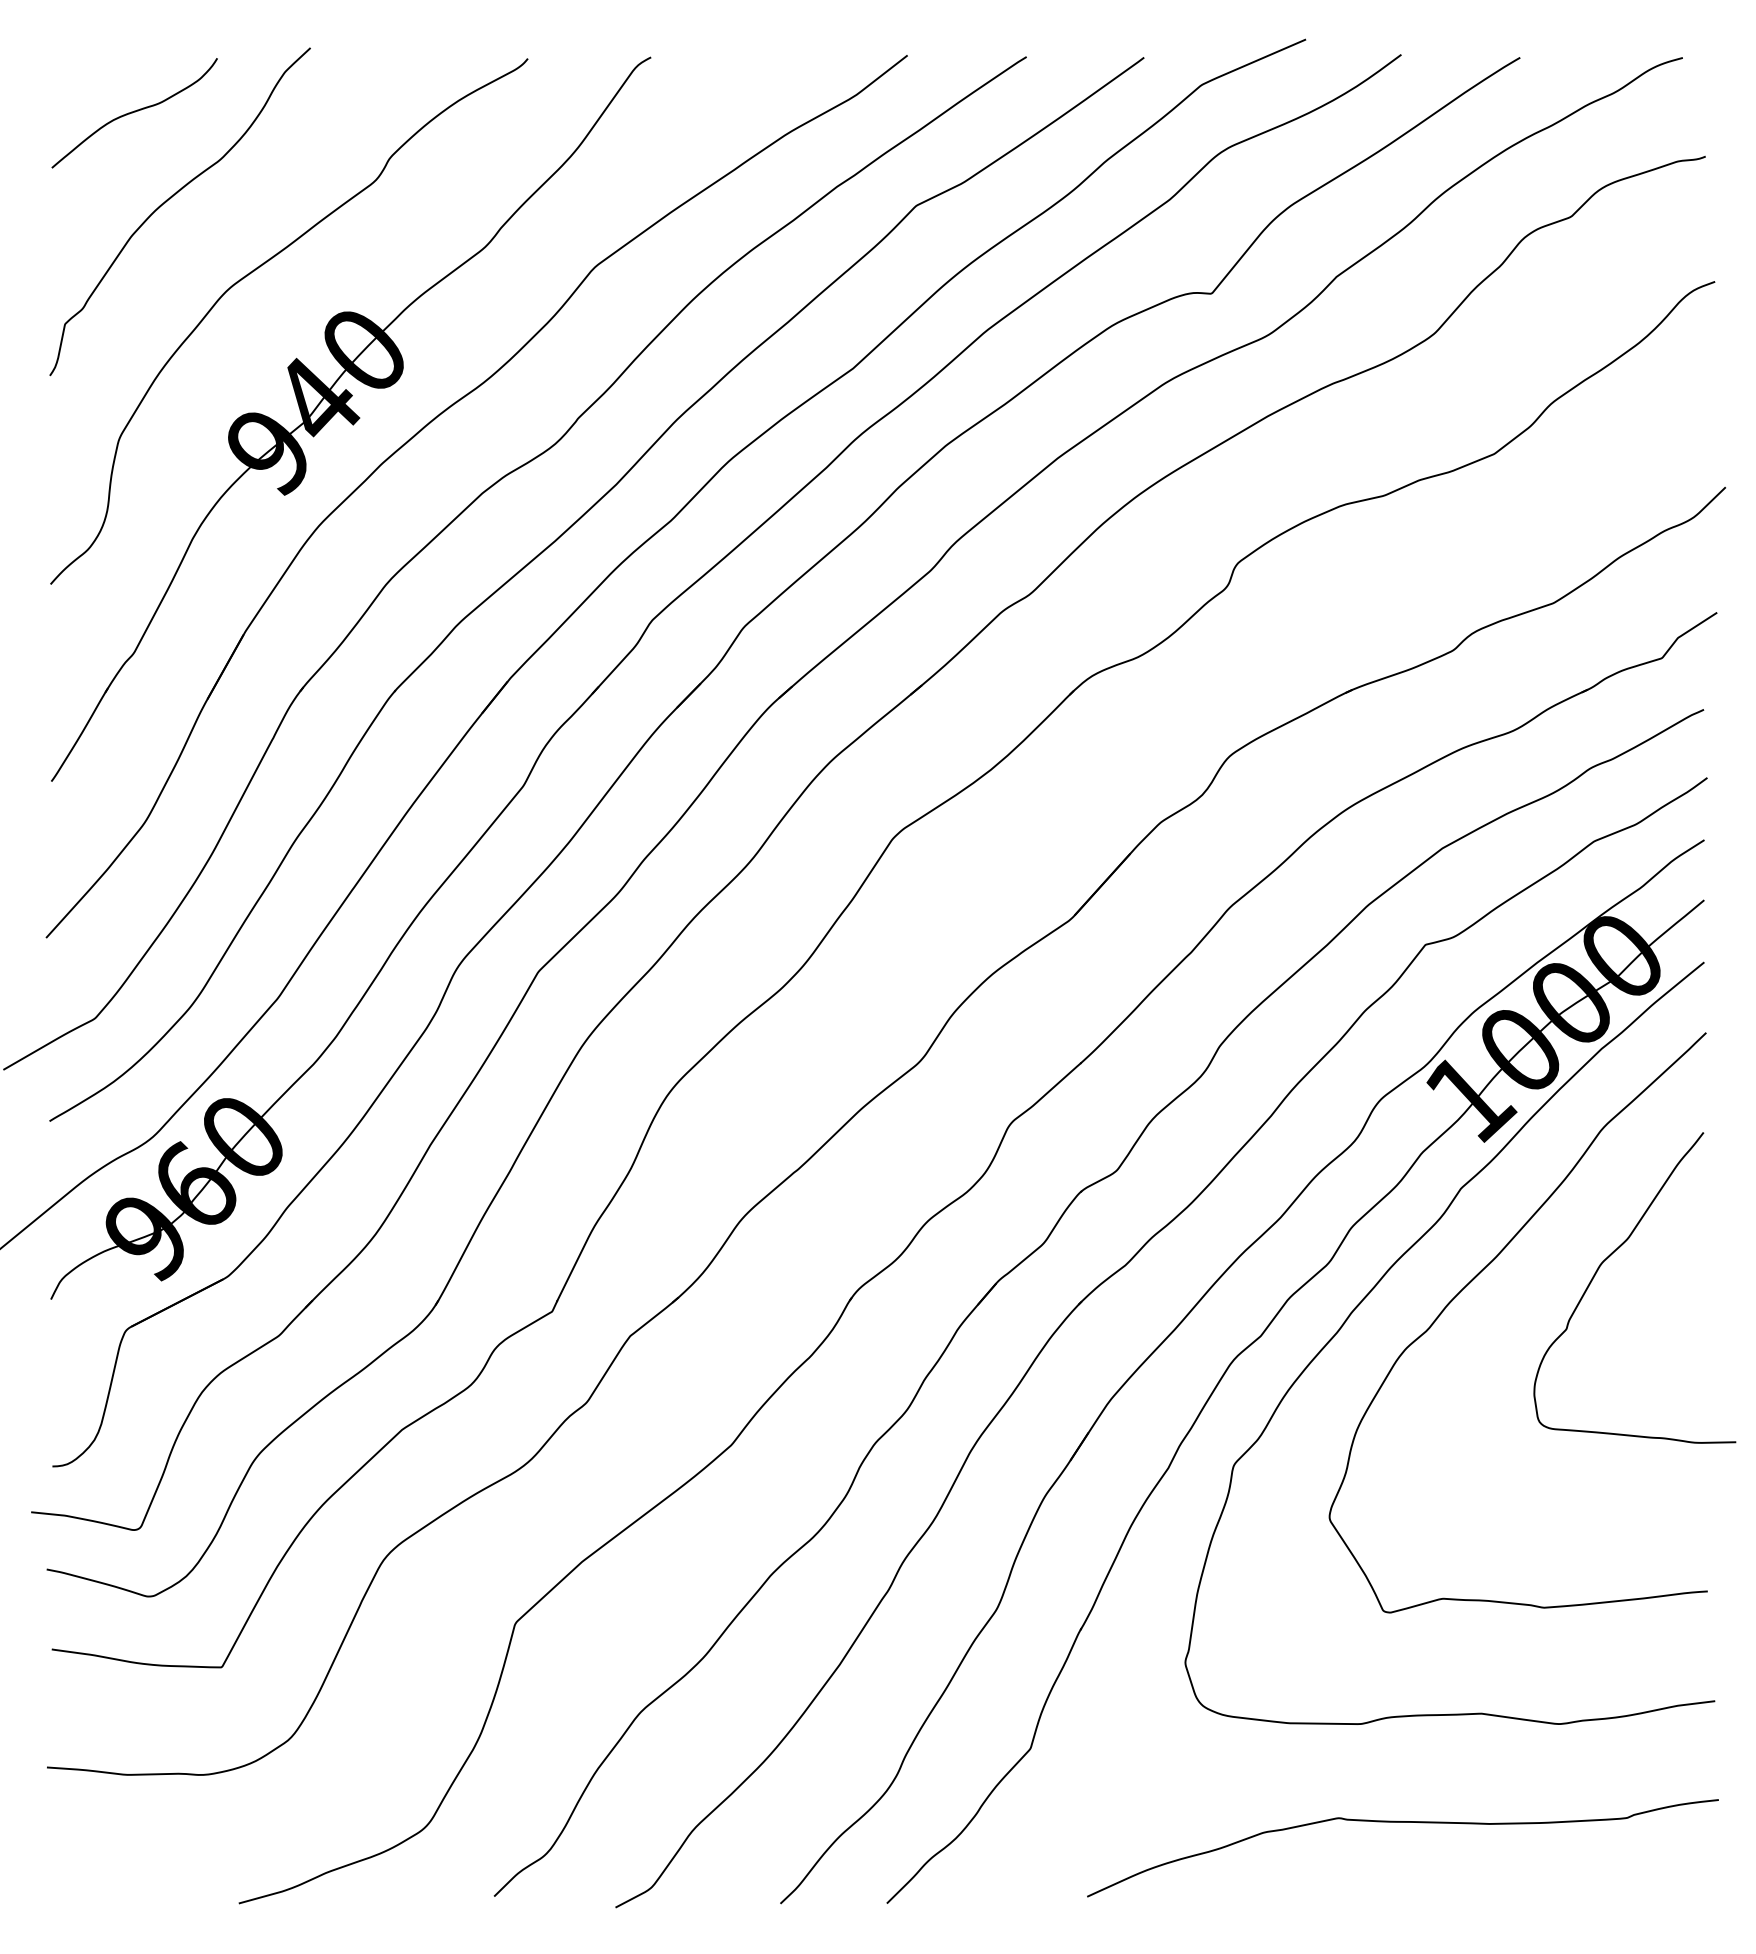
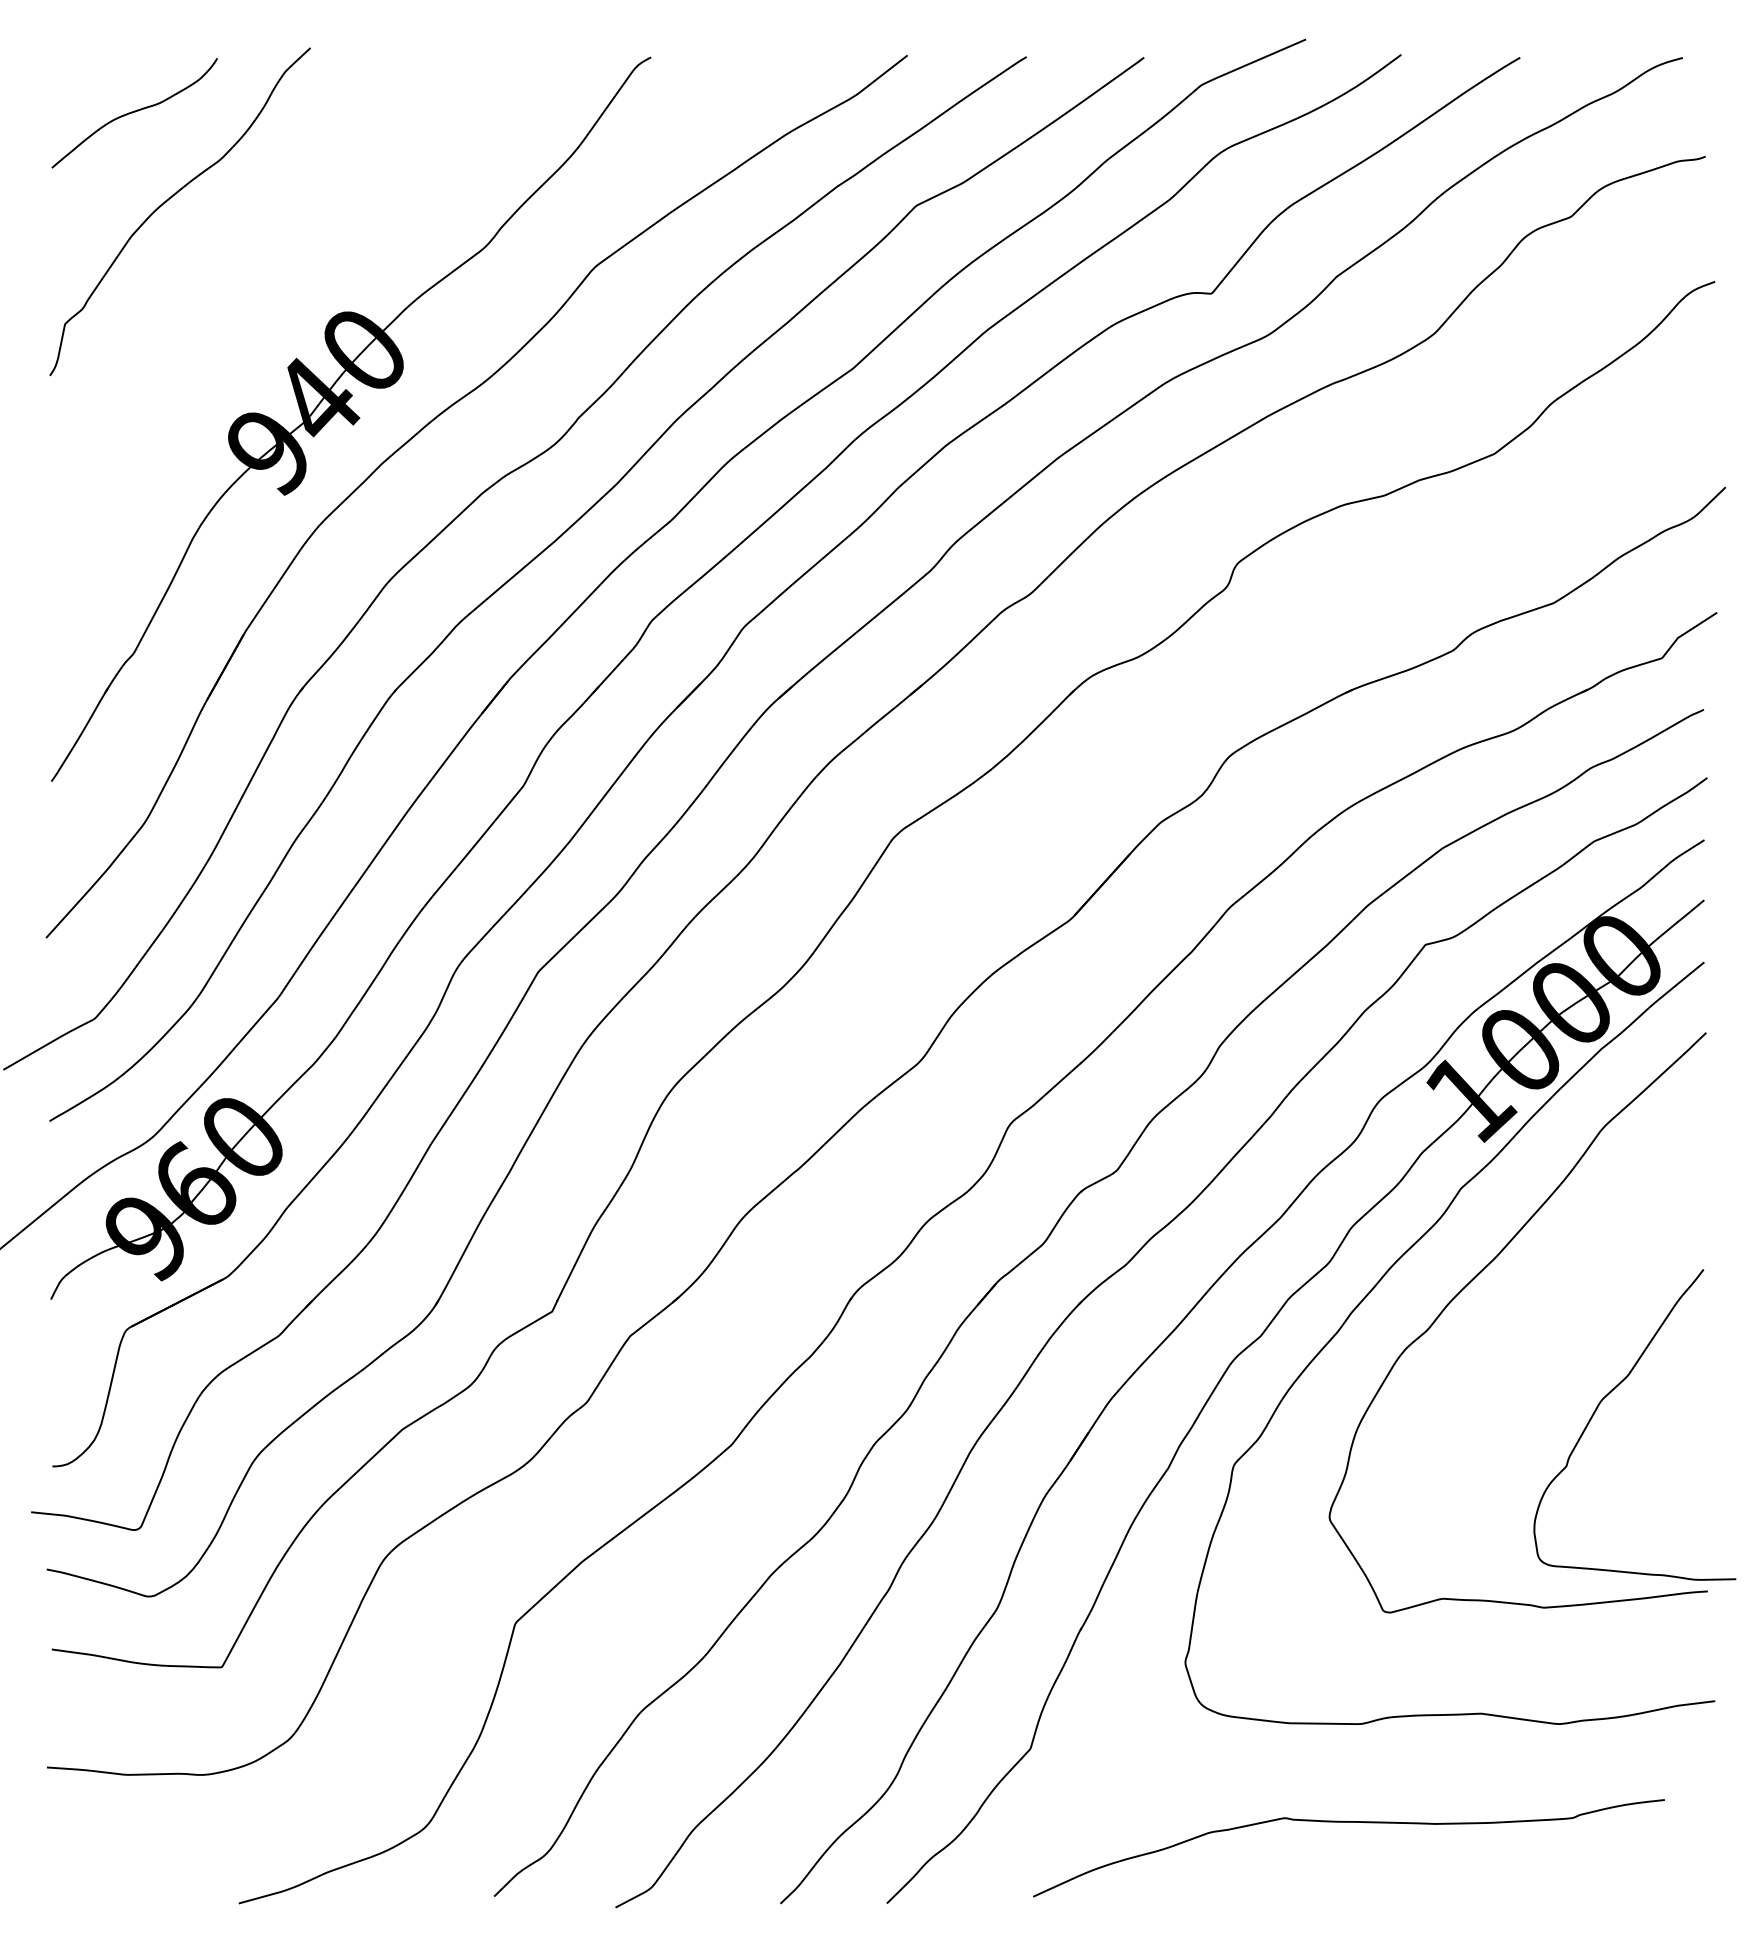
curve: present -> none (253, 272)
curve position: (1607, 1259) -> (1607, 1396) (1607, 1396)
curve position: (1402, 1822) -> (1348, 1822) (1348, 1822)
